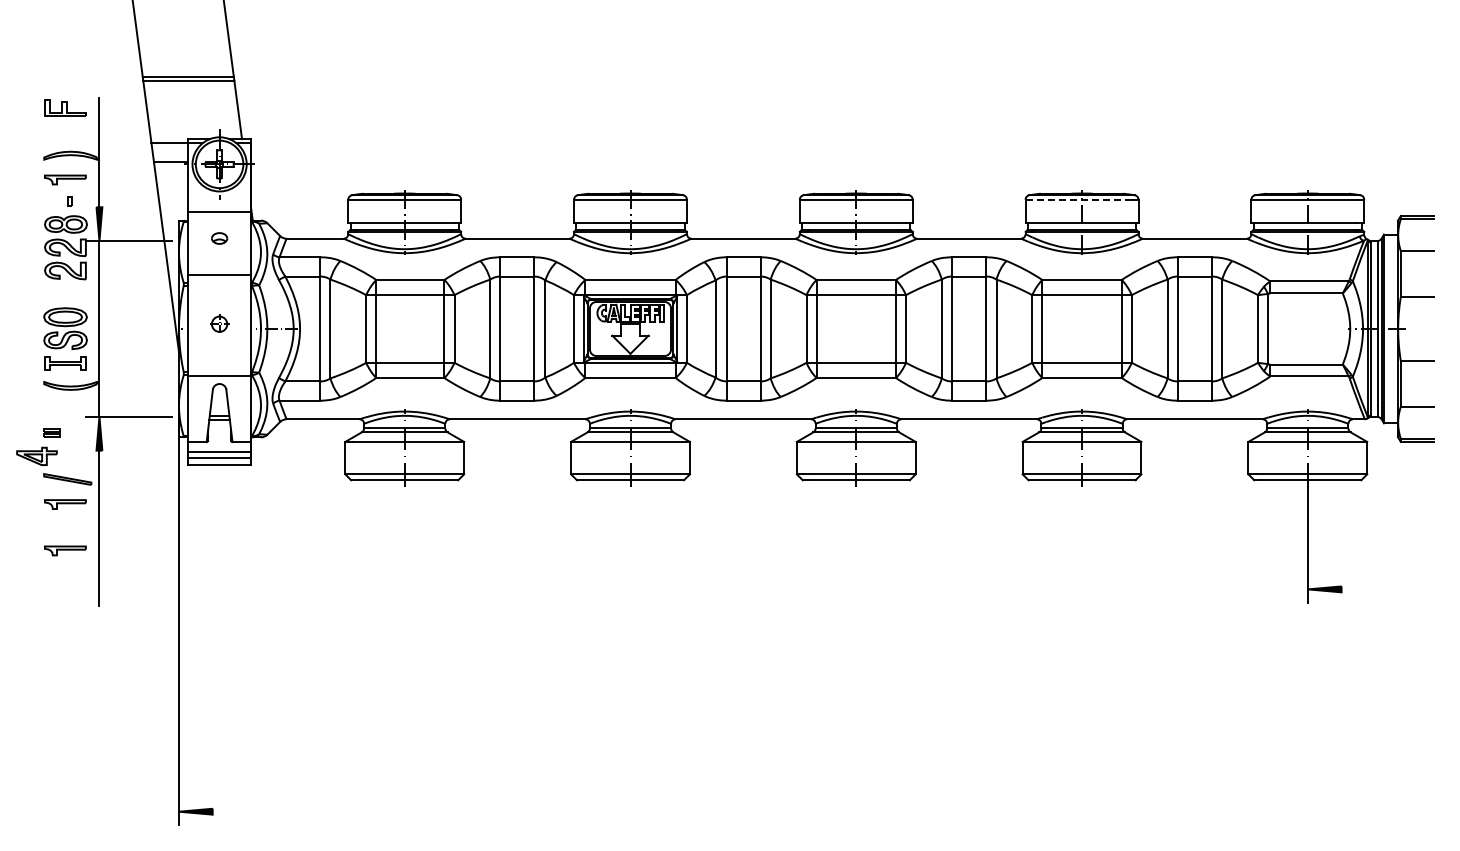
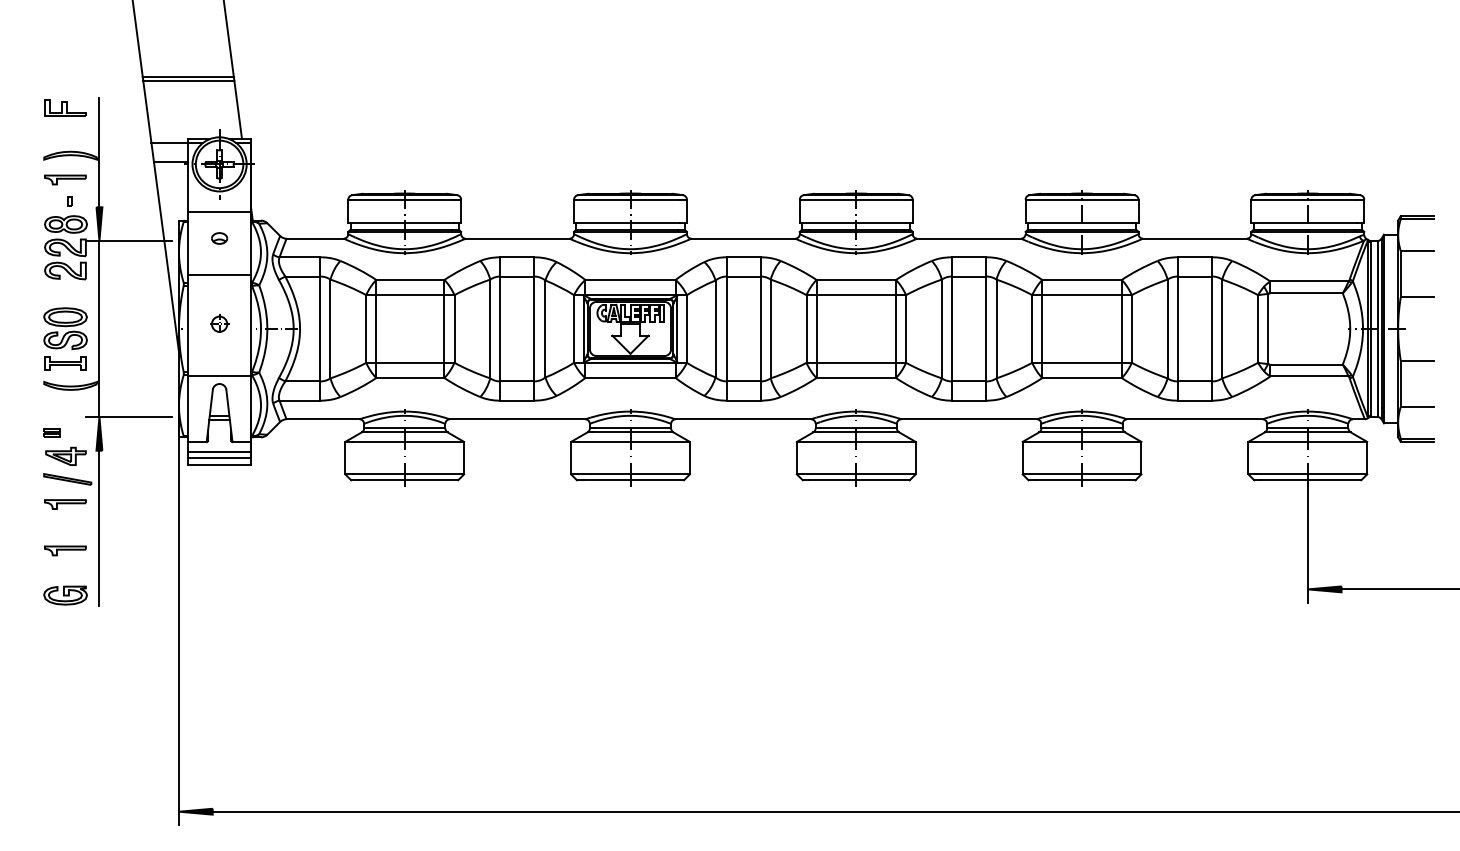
line: dashed -> solid (1078, 199)
part position: (36, 455) -> (65, 455) (65, 455)
line: none -> present (1398, 589)
part: none -> present (65, 595)
line: none -> present (834, 811)
